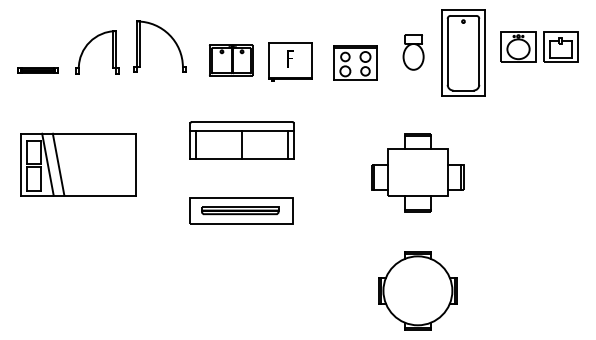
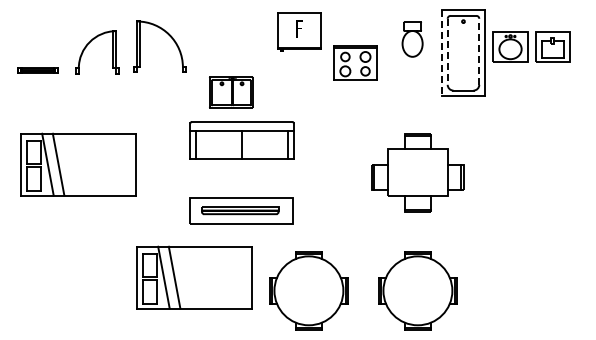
part position: (539, 46) -> (531, 46) (531, 46)
line: solid -> dashed (479, 51)
part position: (413, 52) -> (412, 39) (412, 39)
line: solid -> dashed (447, 52)
line: solid -> dashed (441, 53)
part position: (231, 60) -> (231, 92) (231, 92)
part position: (290, 61) -> (299, 31) (299, 31)
part: none -> present (194, 277)
part: none -> present (308, 290)
